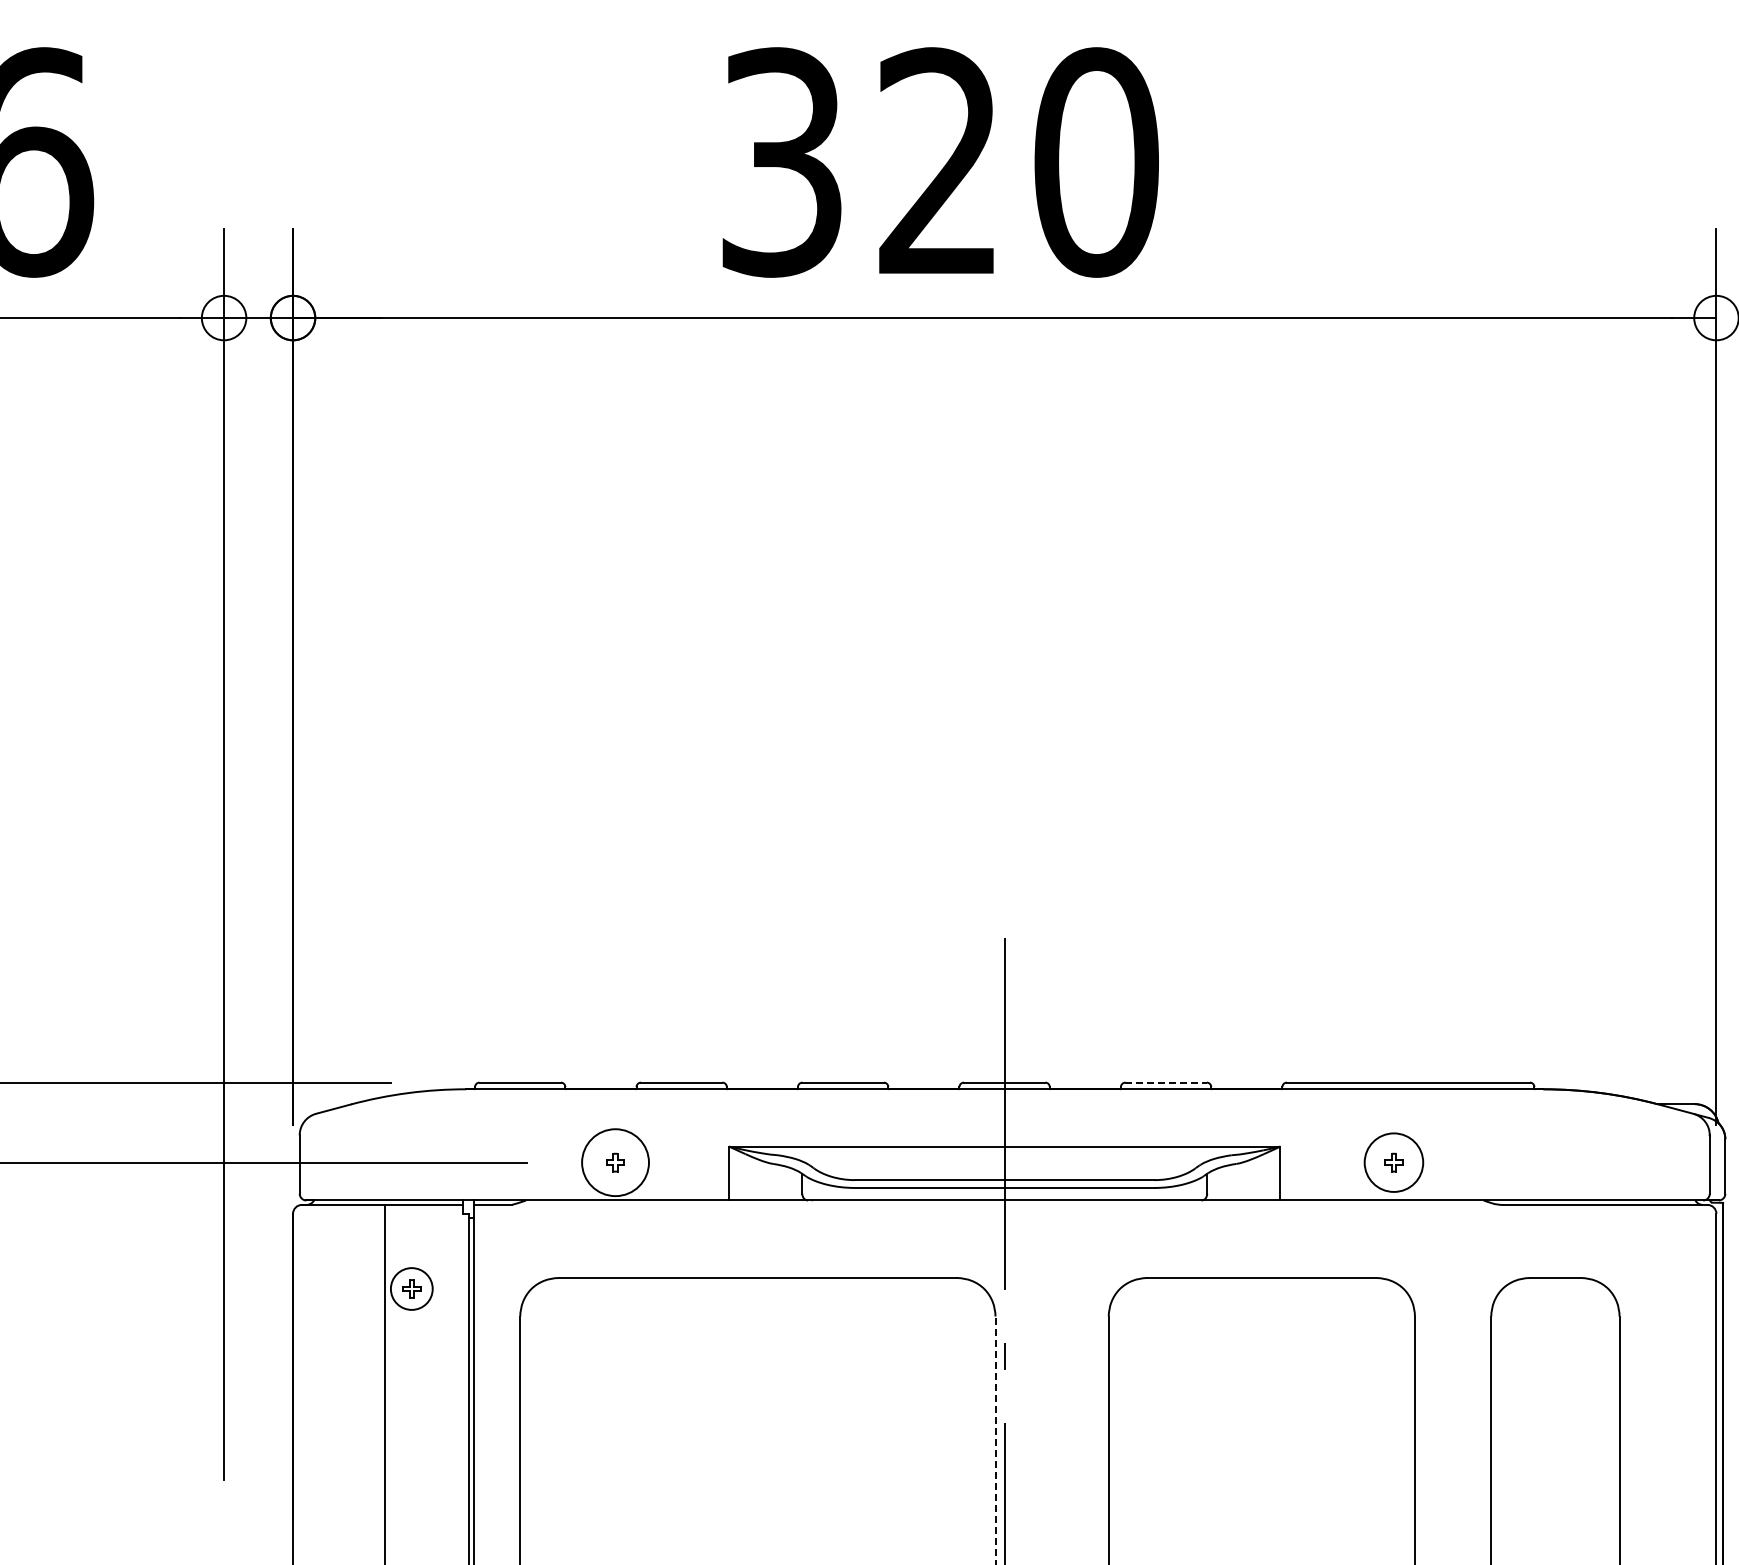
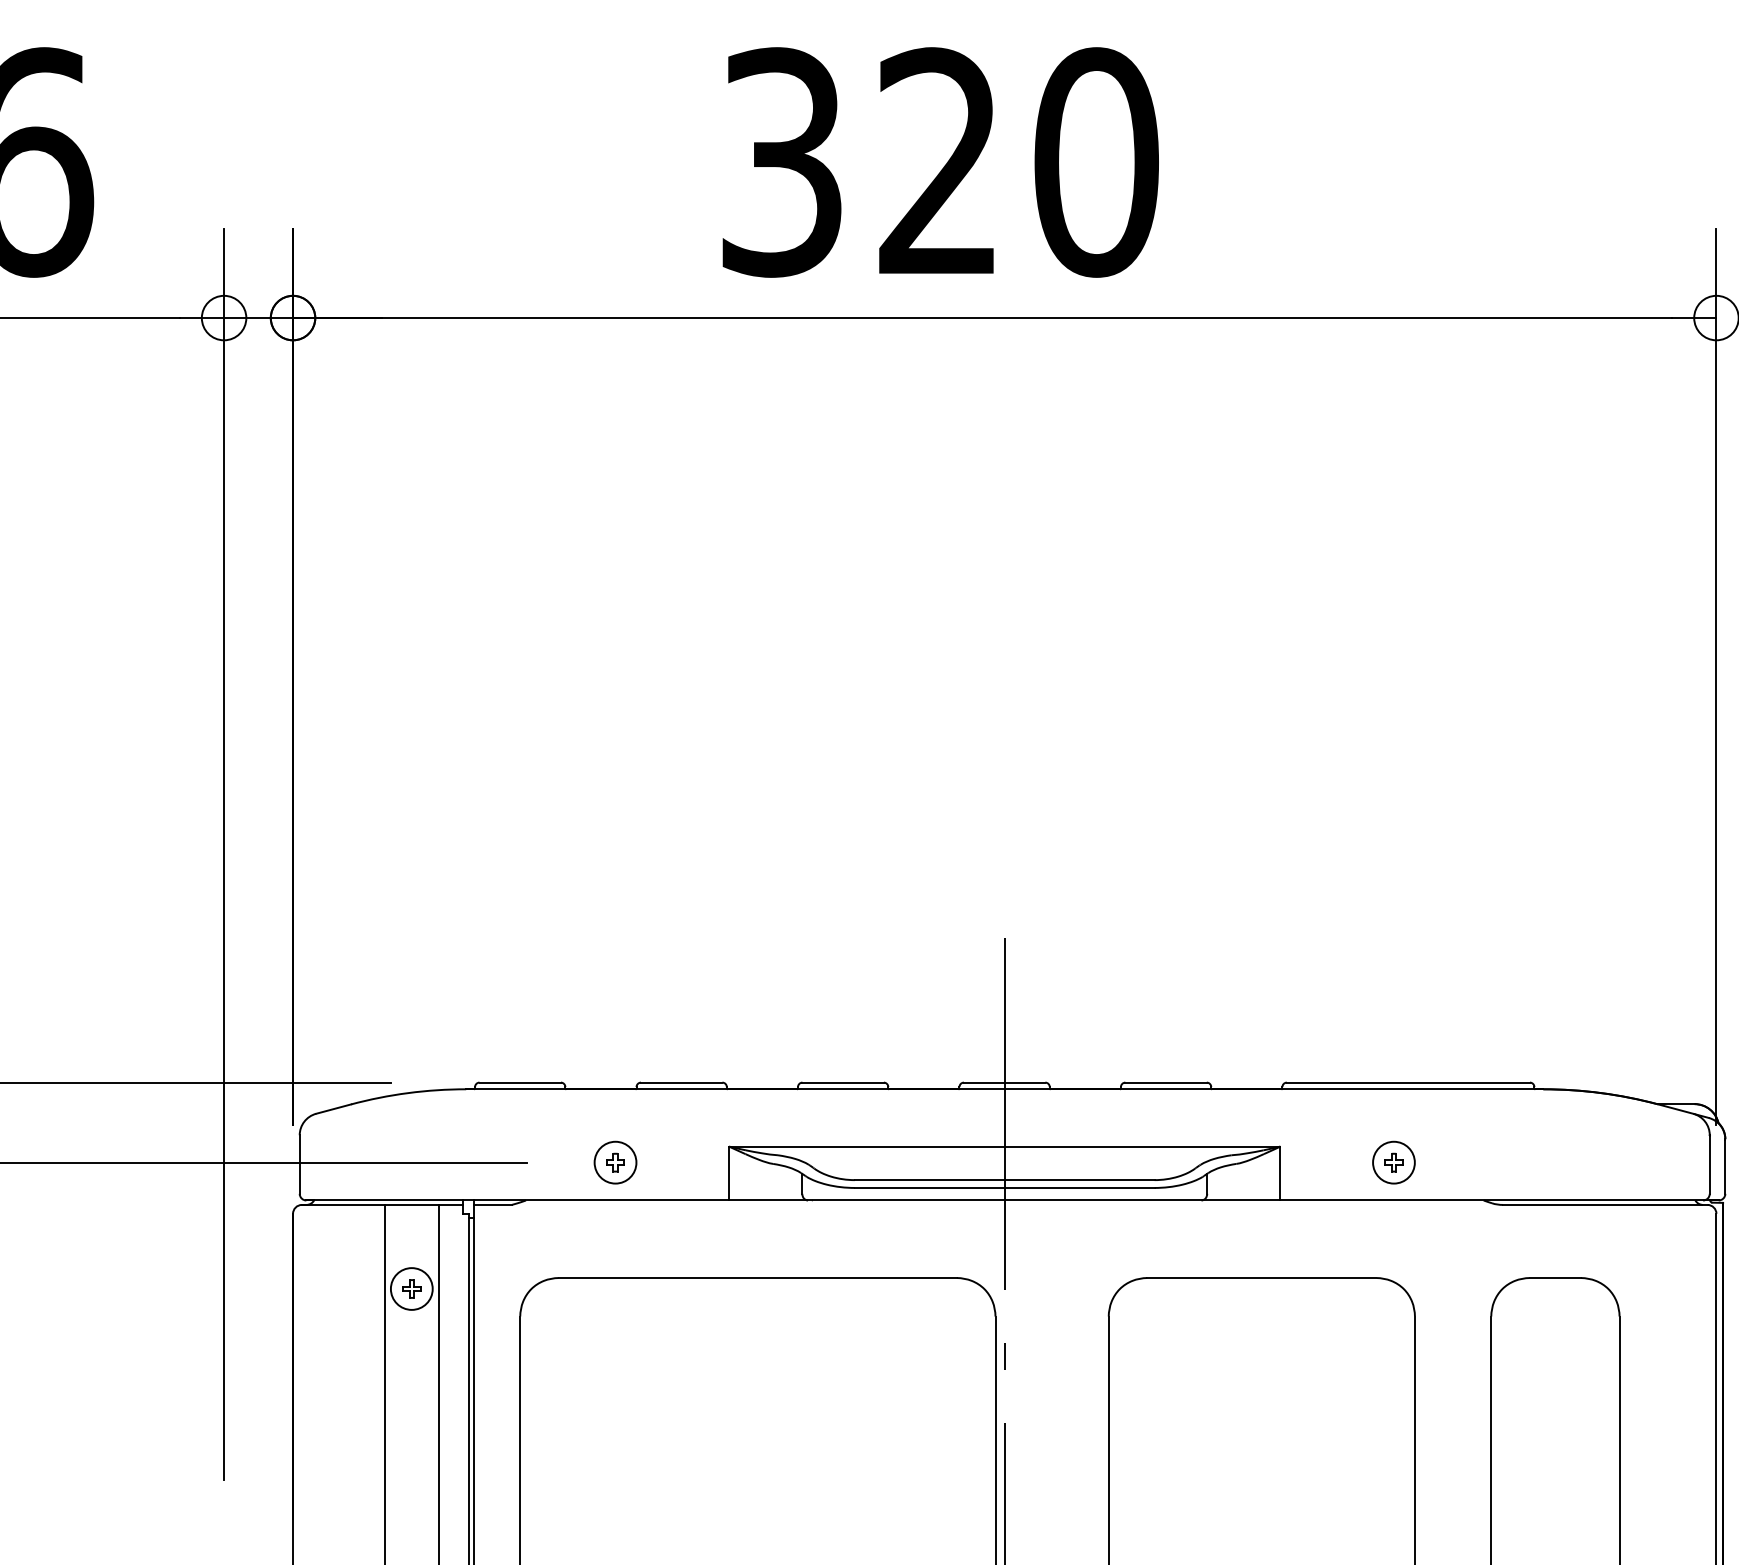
line: dashed -> solid (1166, 1082)
circle diameter: 67 px -> 42 px (615, 1162)
circle diameter: 59 px -> 42 px (1393, 1162)
line: none -> present (438, 1382)
line: dashed -> solid (995, 1440)
